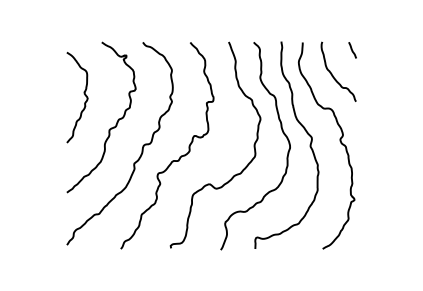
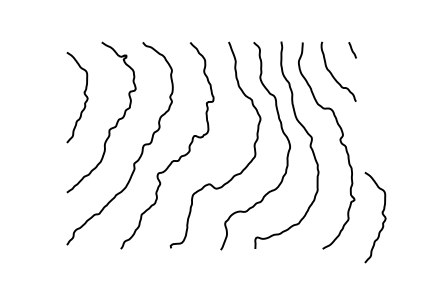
curve: none -> present (381, 213)
